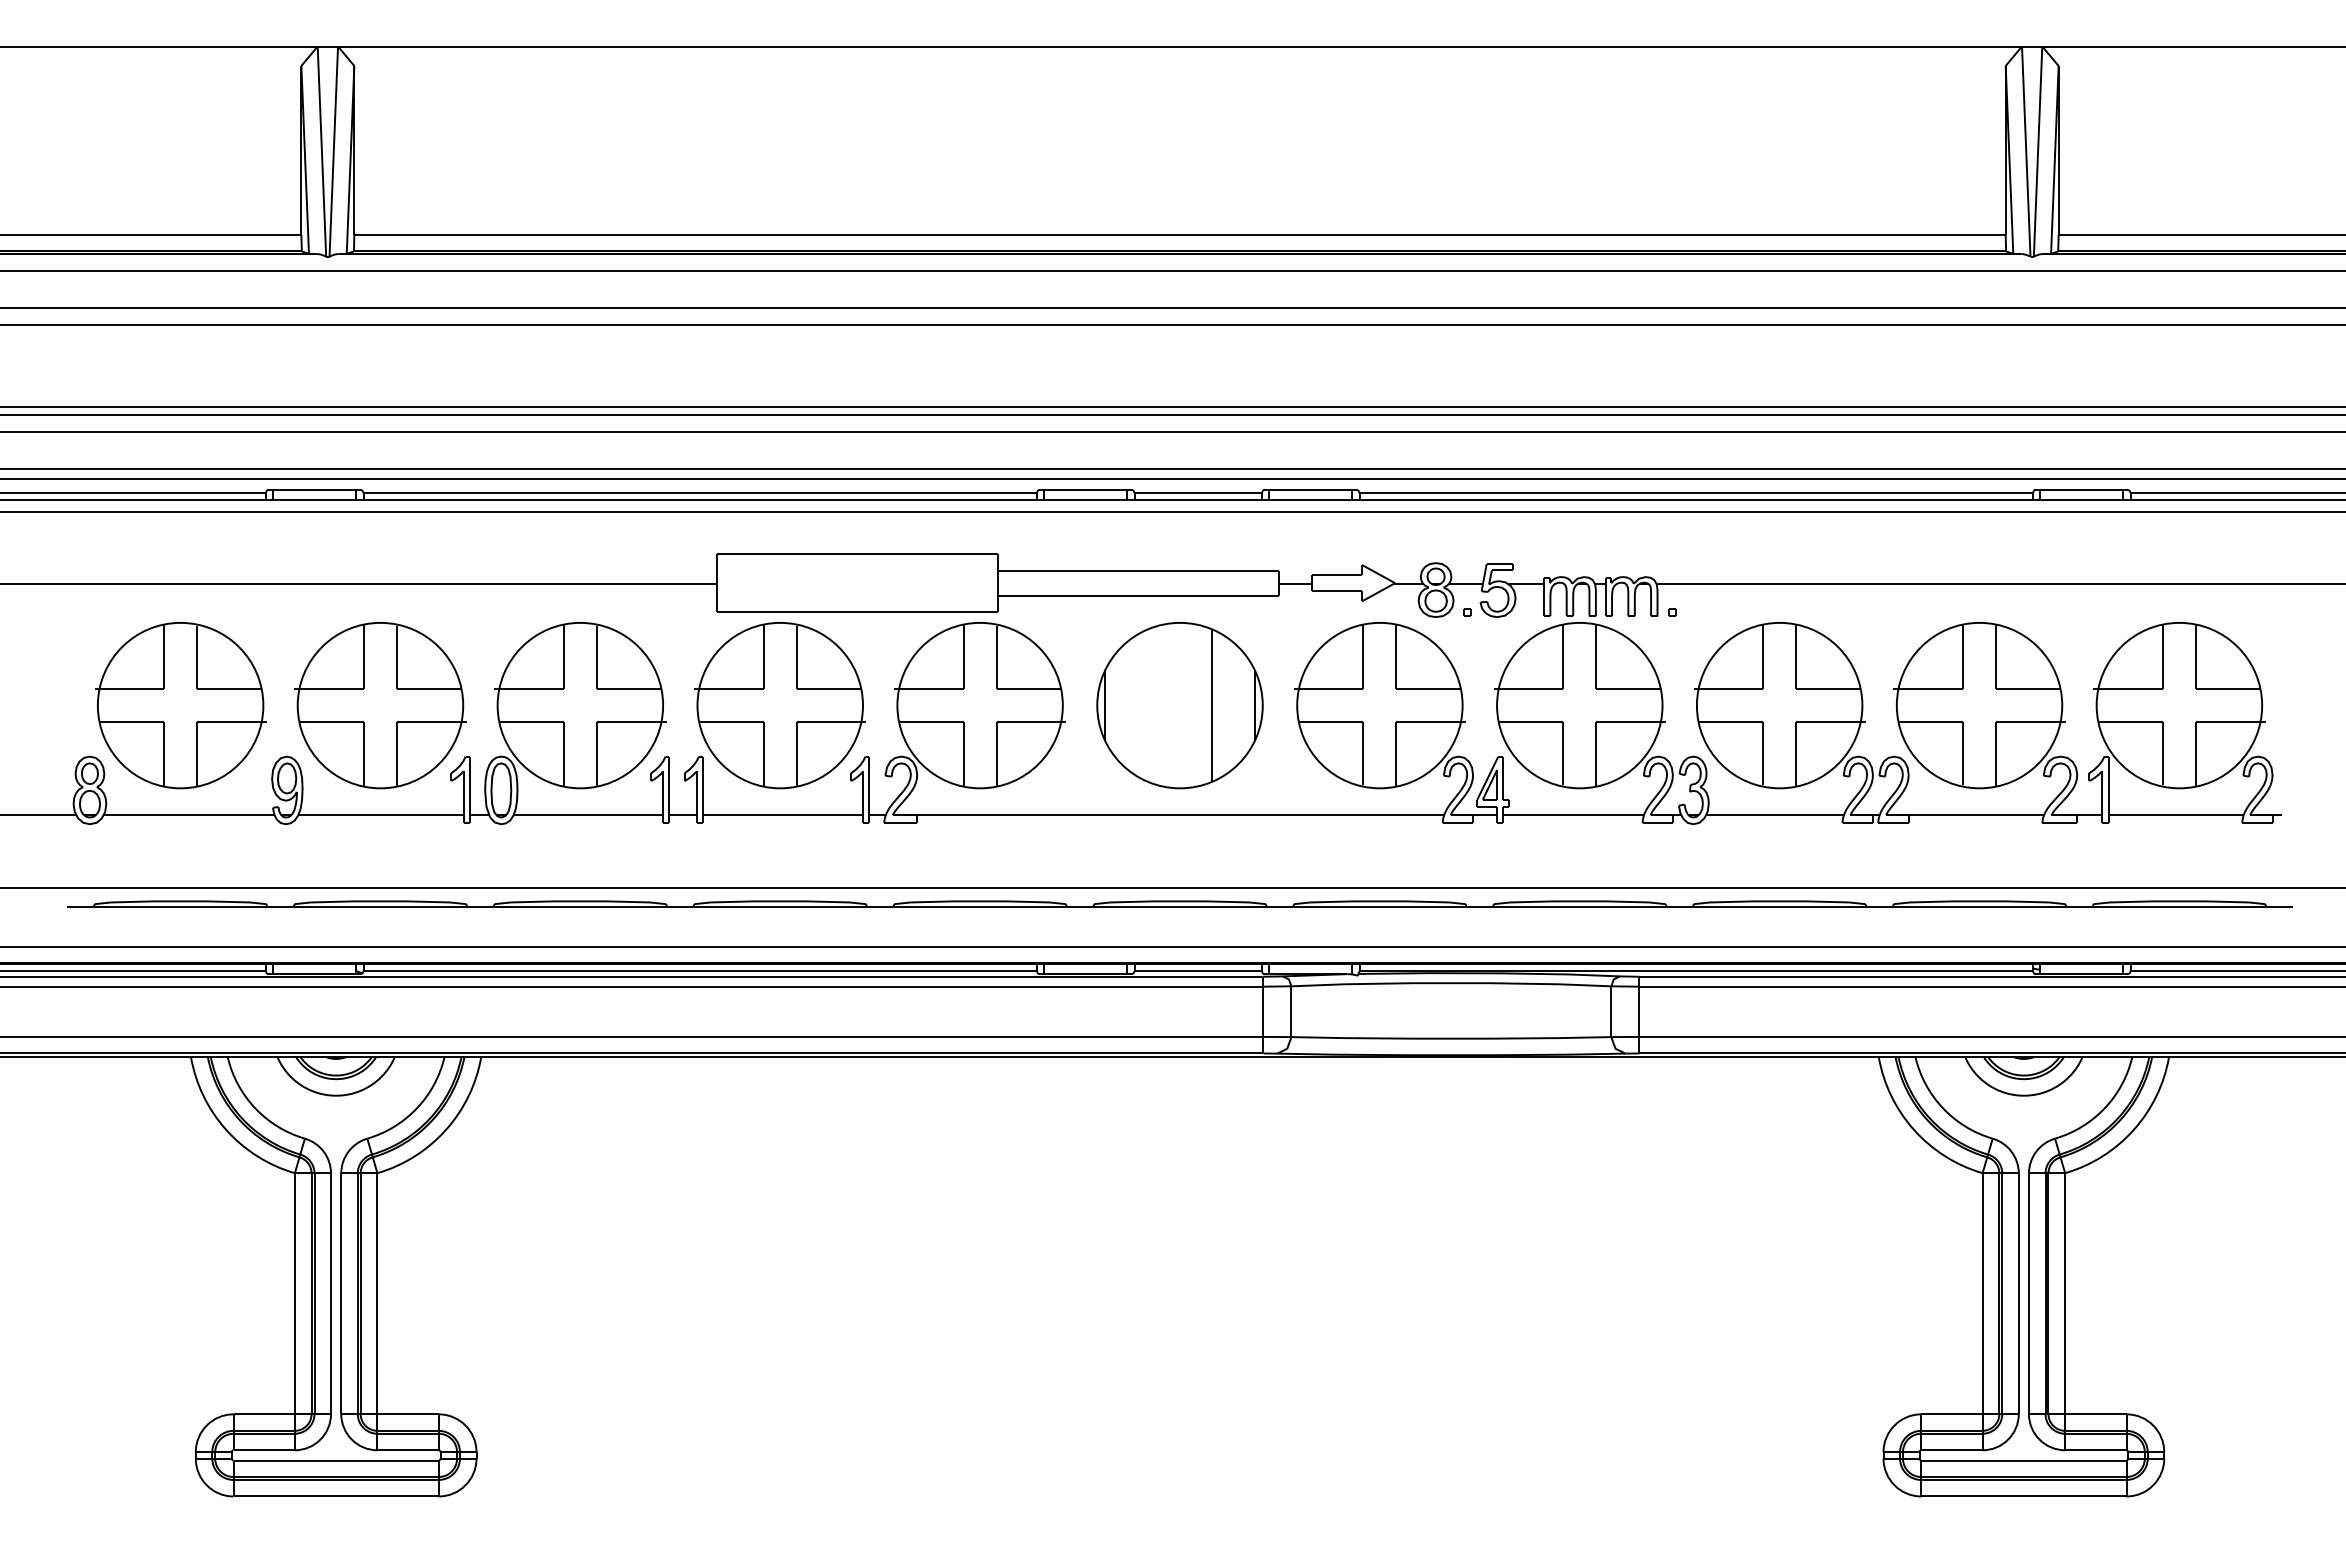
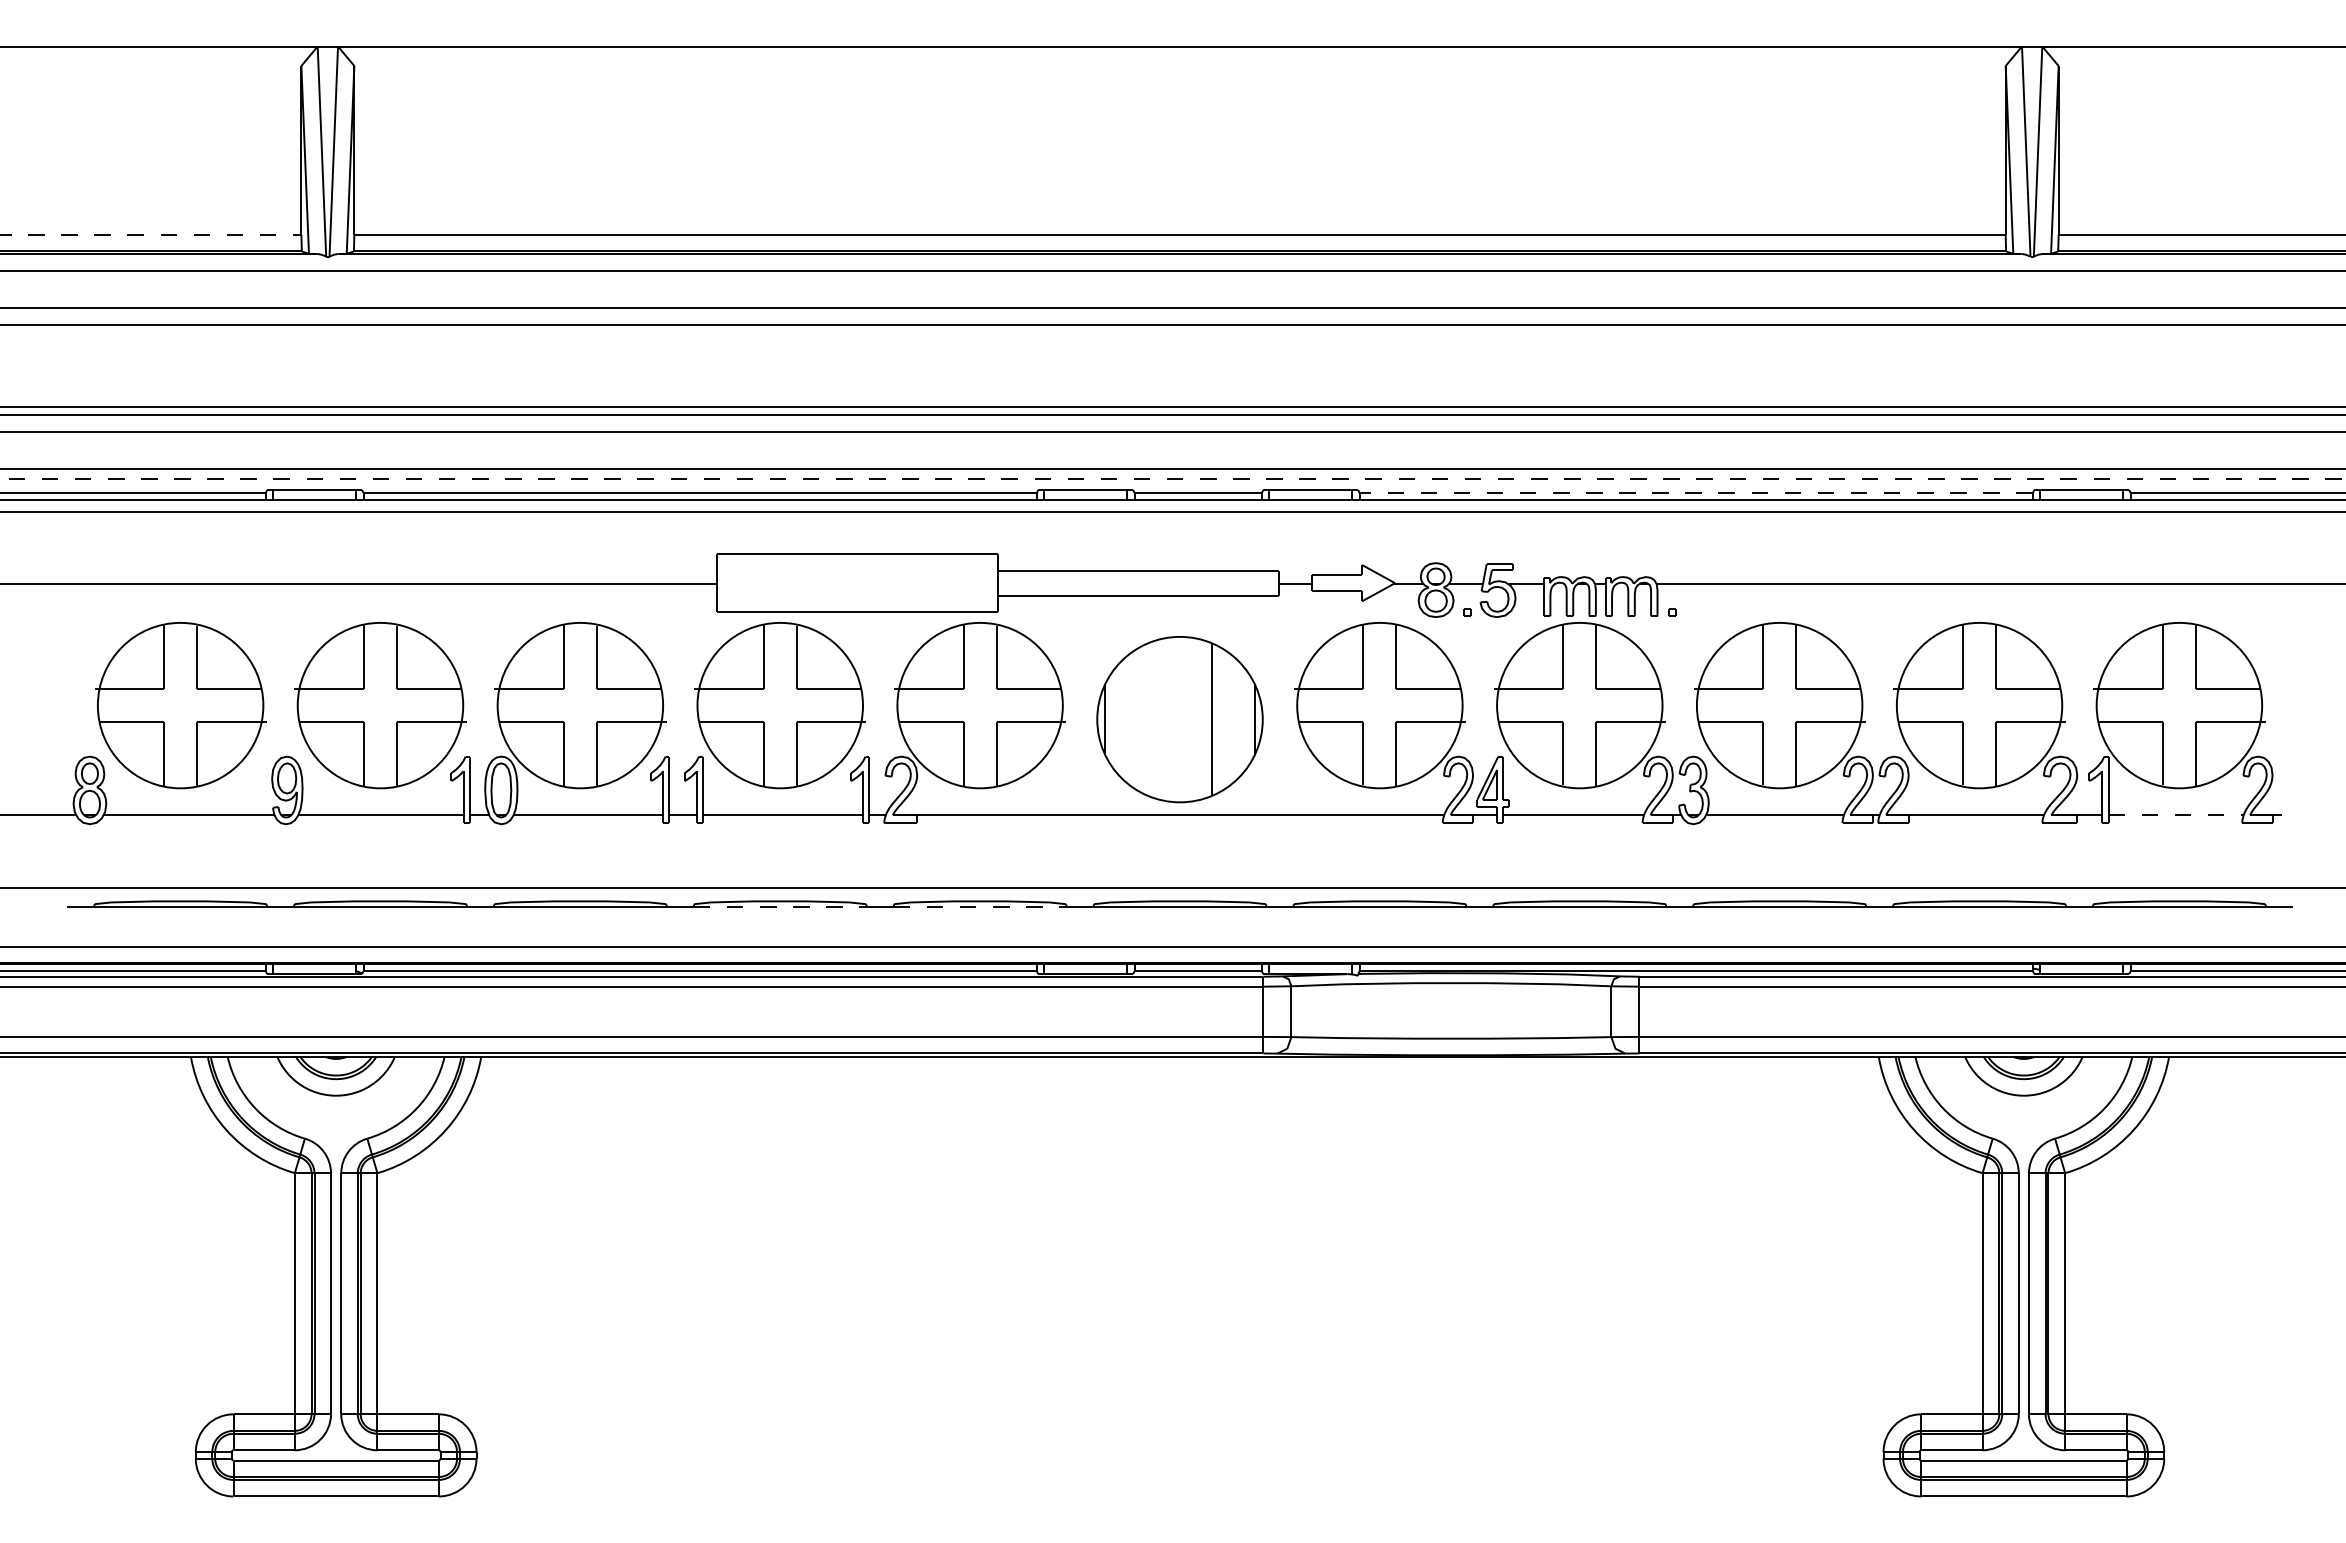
line: solid -> dashed (151, 234)
line: solid -> dashed (1172, 478)
line: solid -> dashed (1696, 493)
part position: (1179, 705) -> (1179, 719) (1179, 719)
line: solid -> dashed (2176, 814)
line: solid -> dashed (780, 907)
line: solid -> dashed (980, 907)
